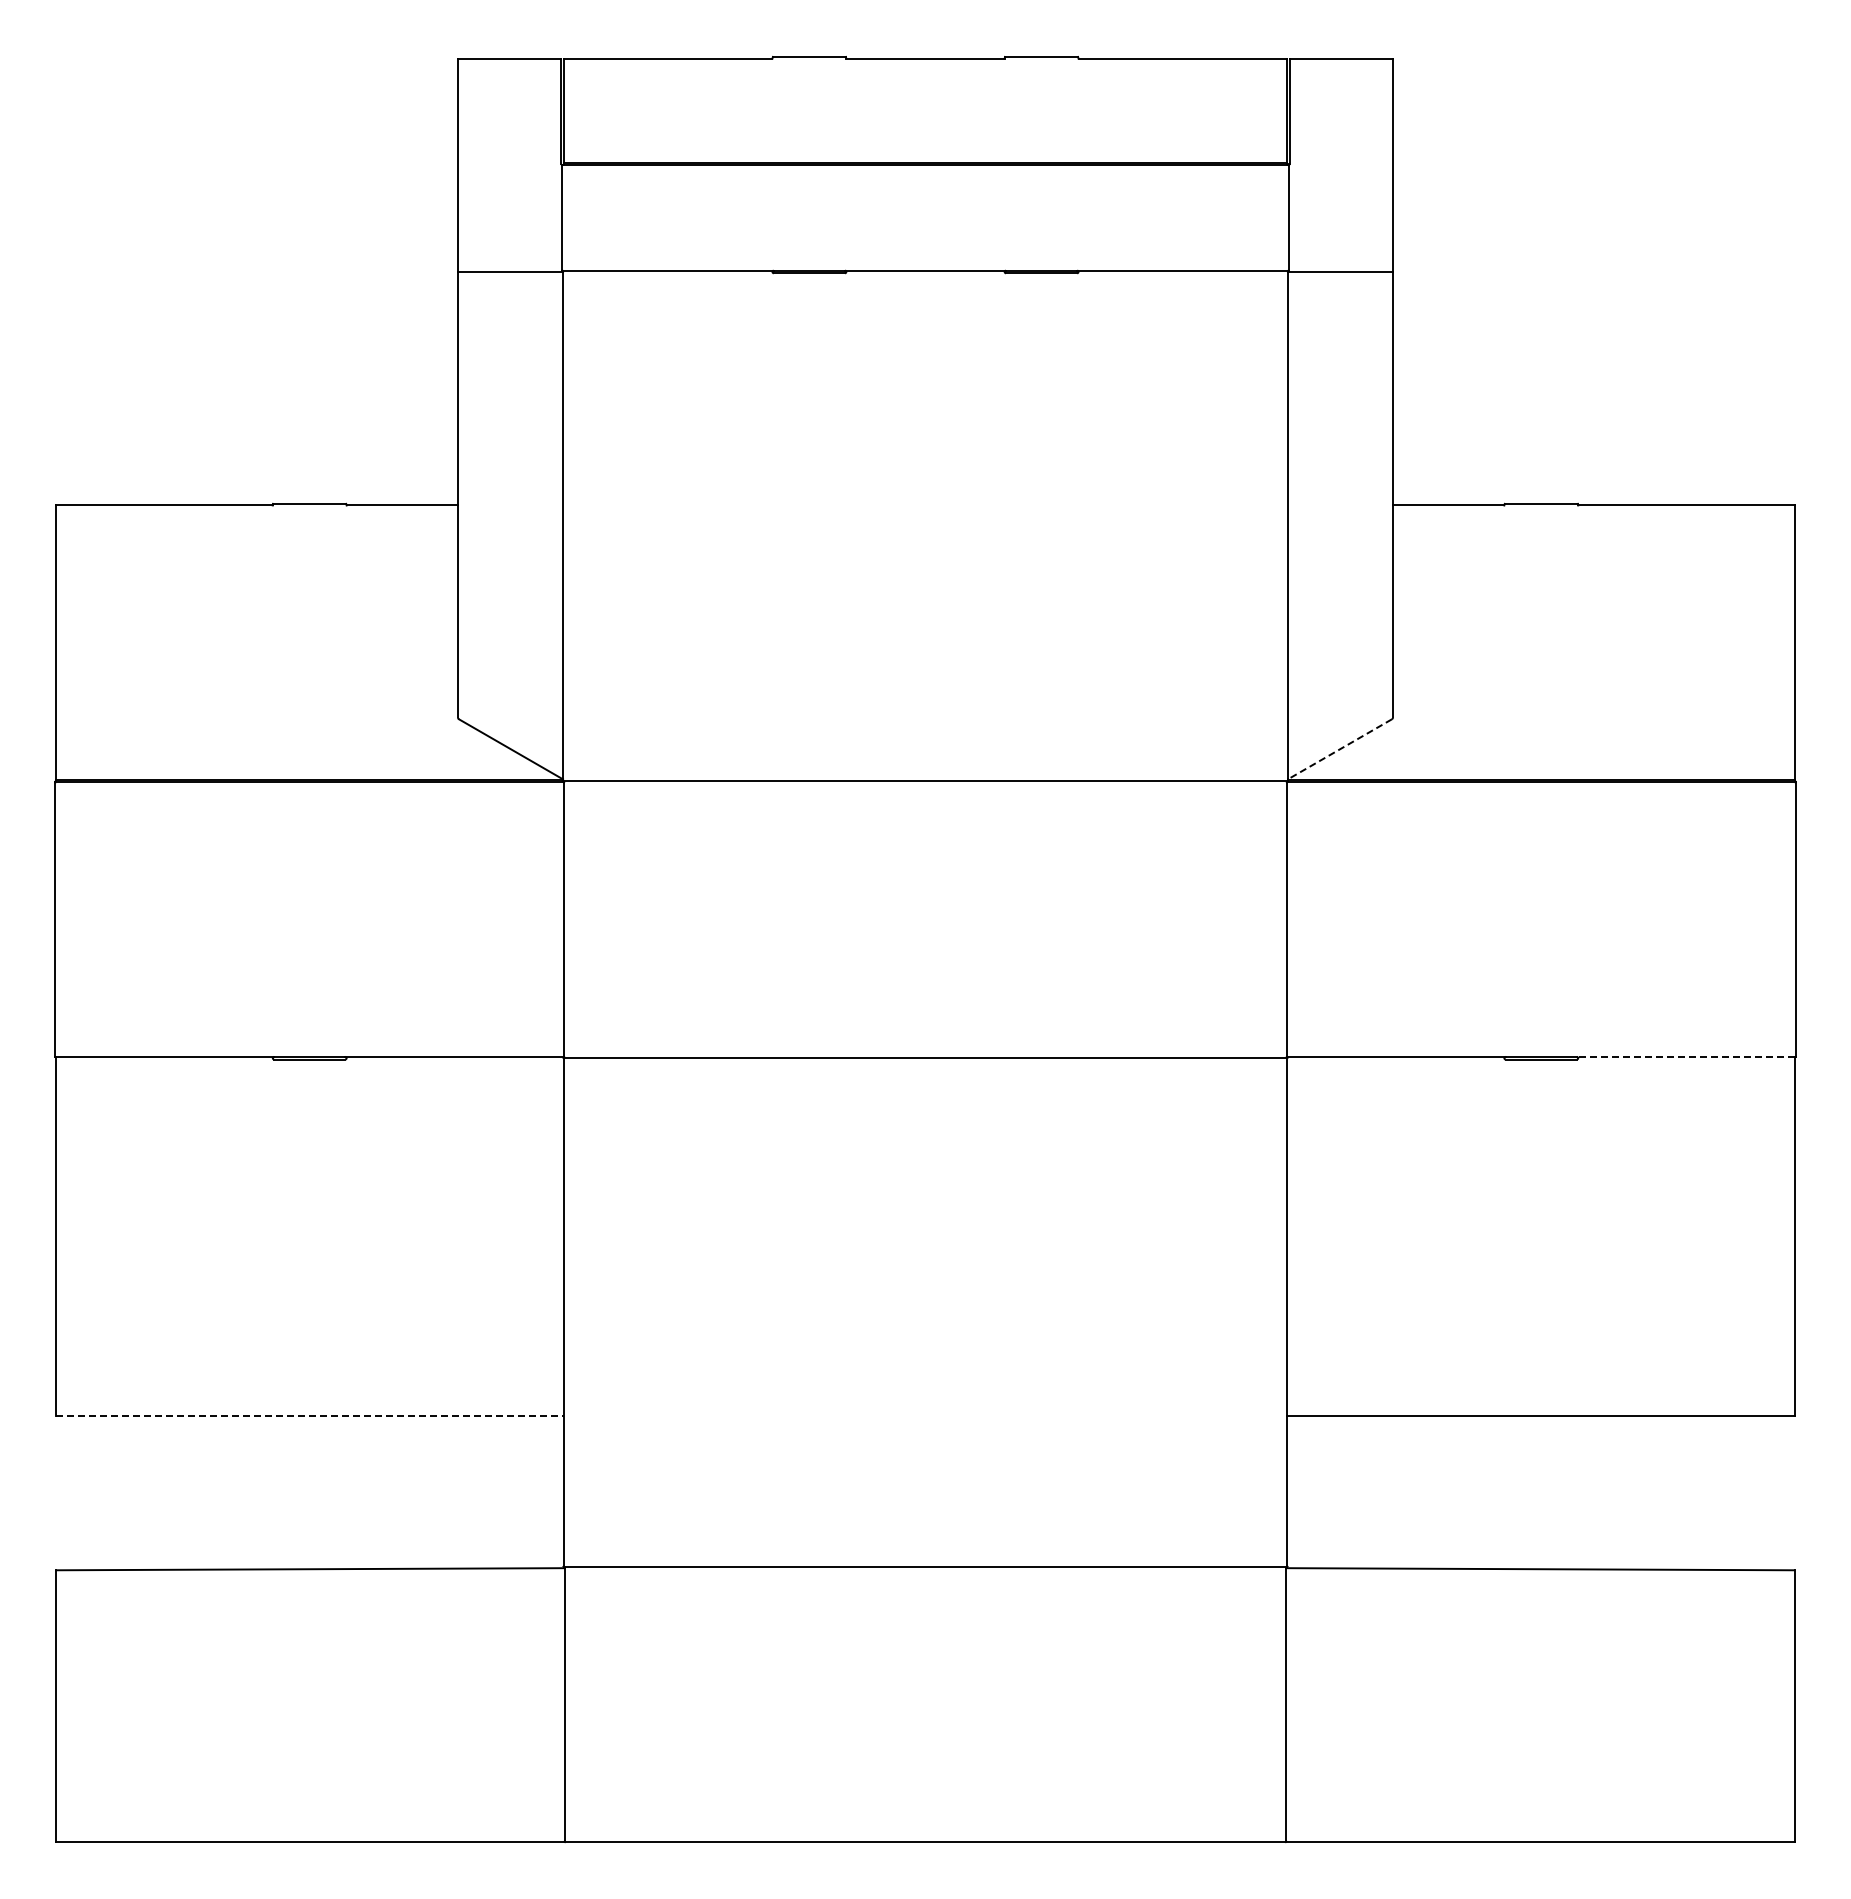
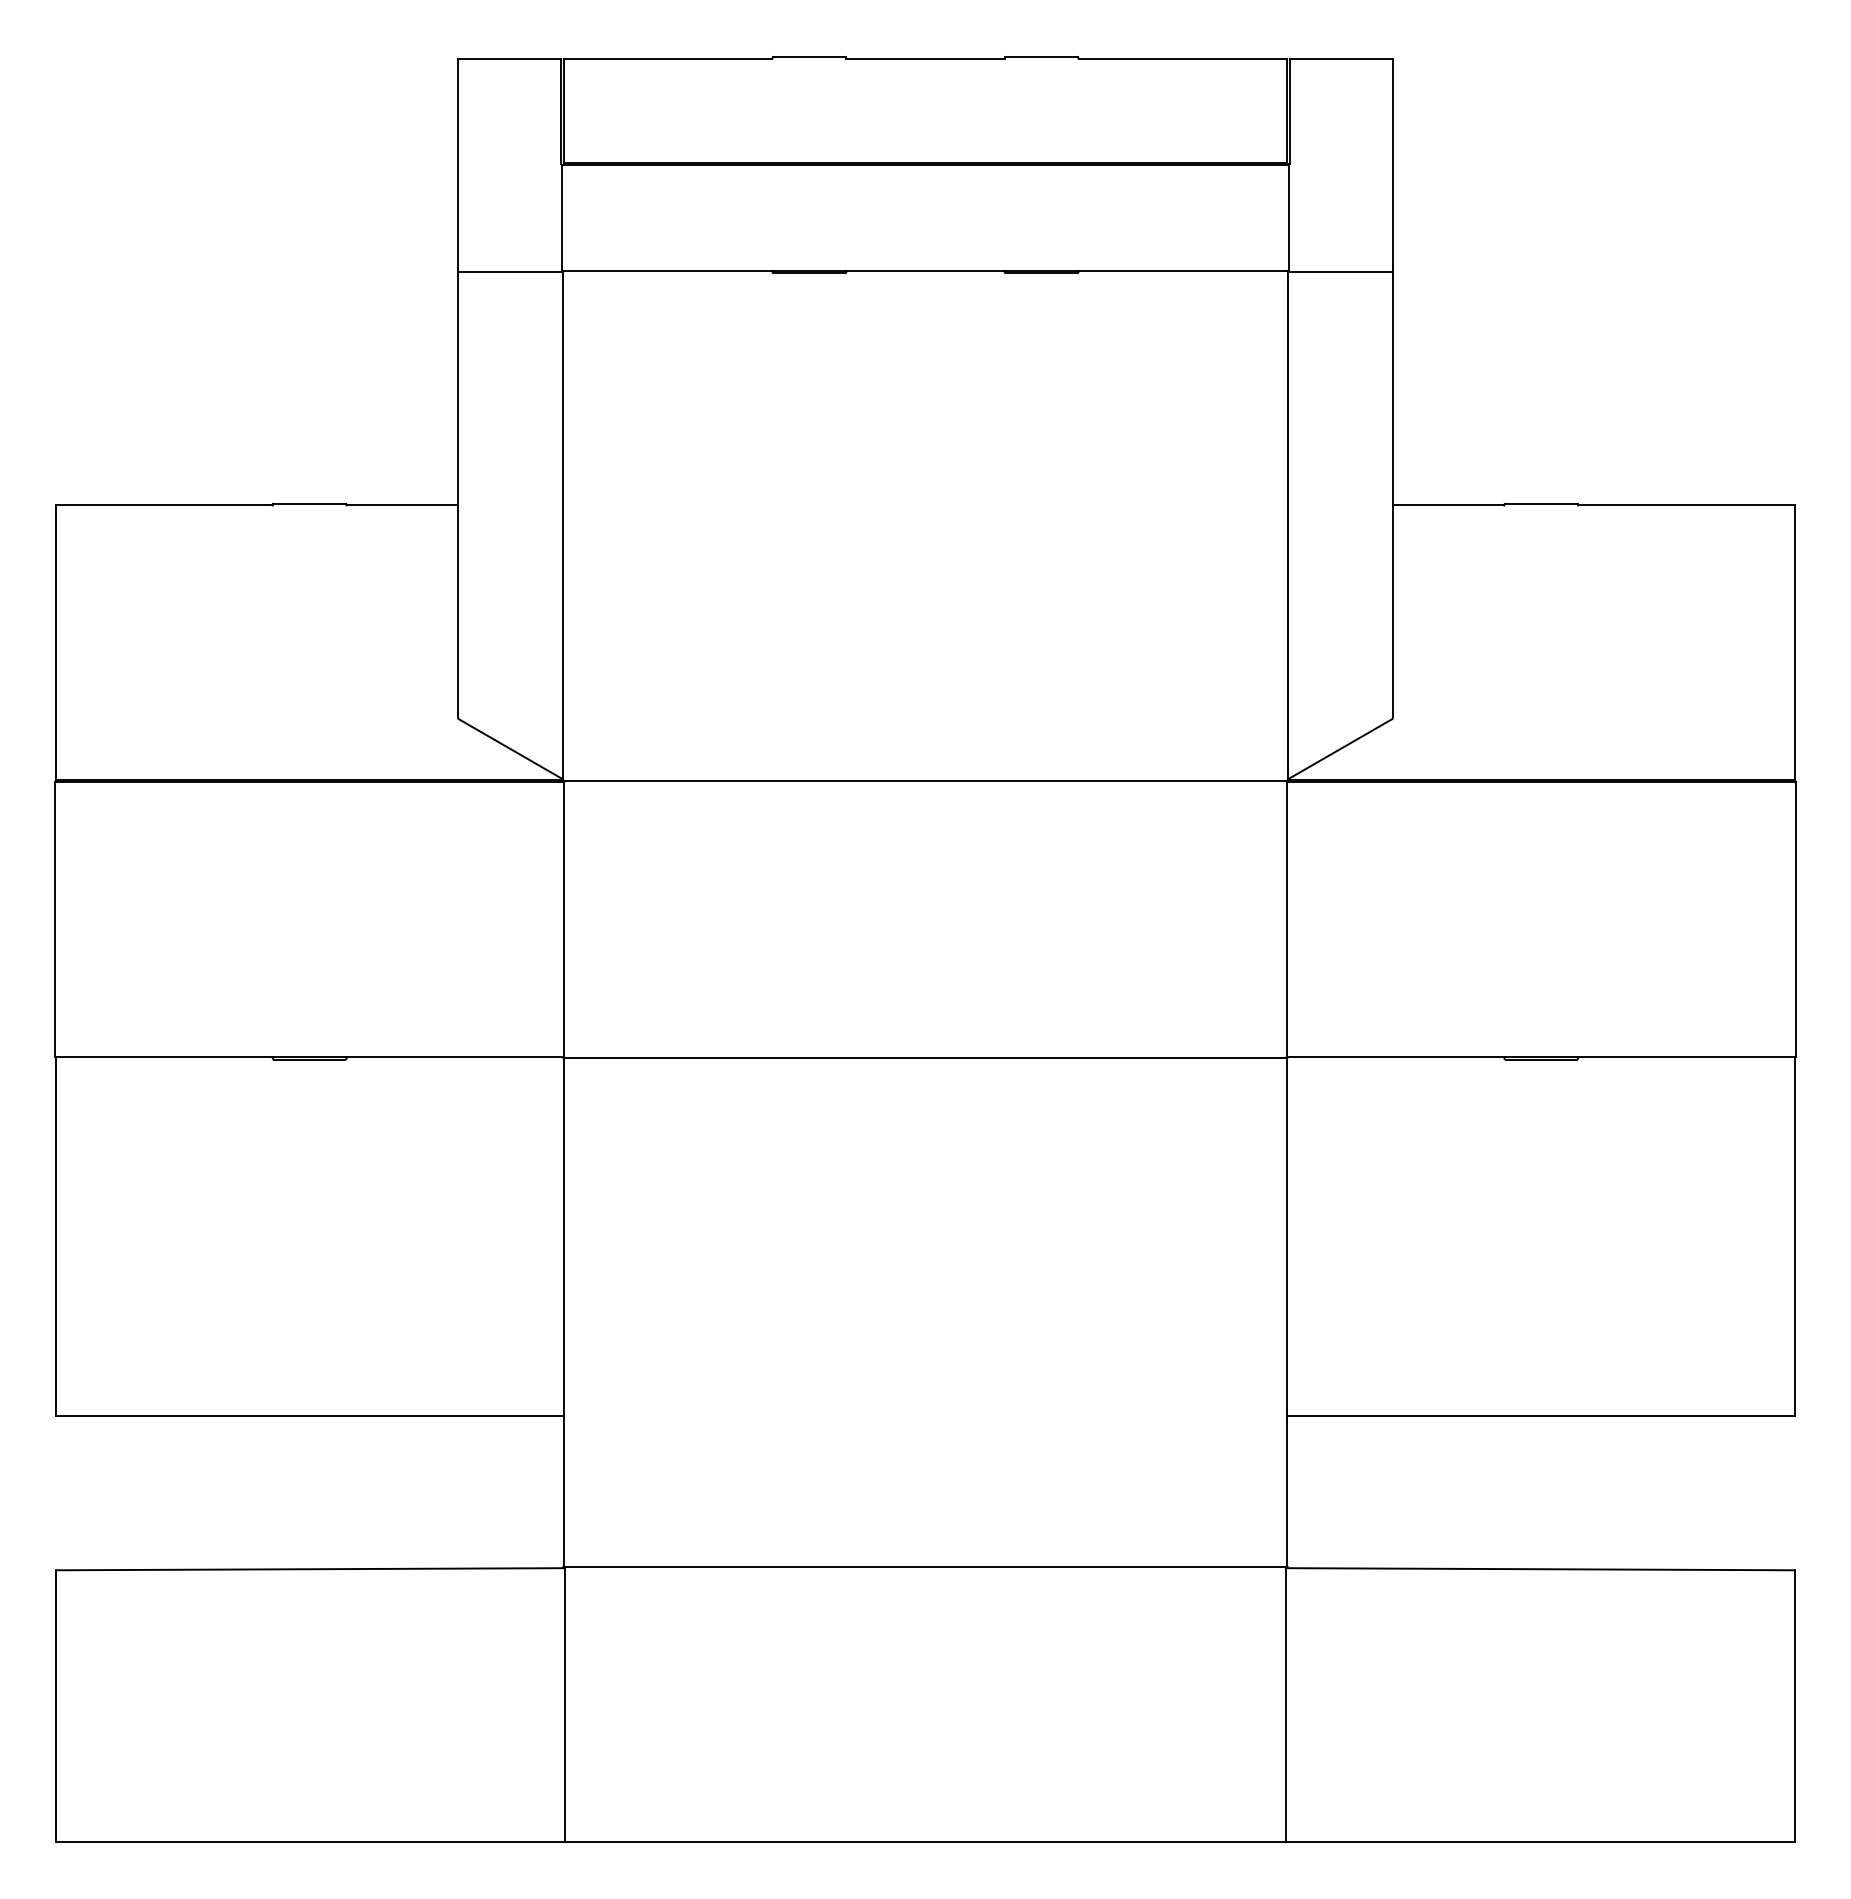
line: dashed -> solid (1339, 749)
line: dashed -> solid (1685, 1056)
line: dashed -> solid (309, 1415)
